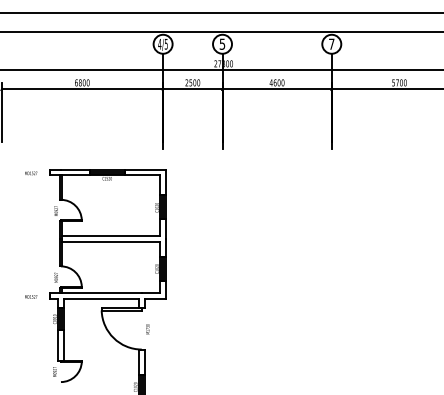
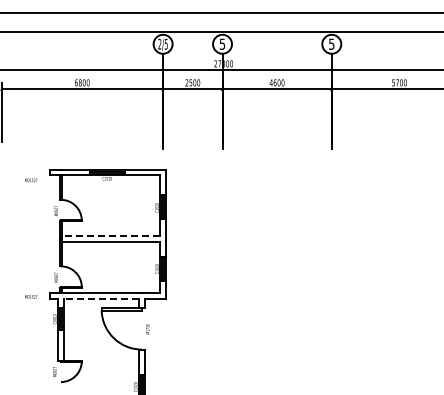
text: 4/5 -> 2/5 (159, 43)
text: 7 -> 5 (331, 43)
text position: (31, 173) -> (31, 180) (31, 180)
line: solid -> dashed (111, 236)
line: solid -> dashed (101, 298)
